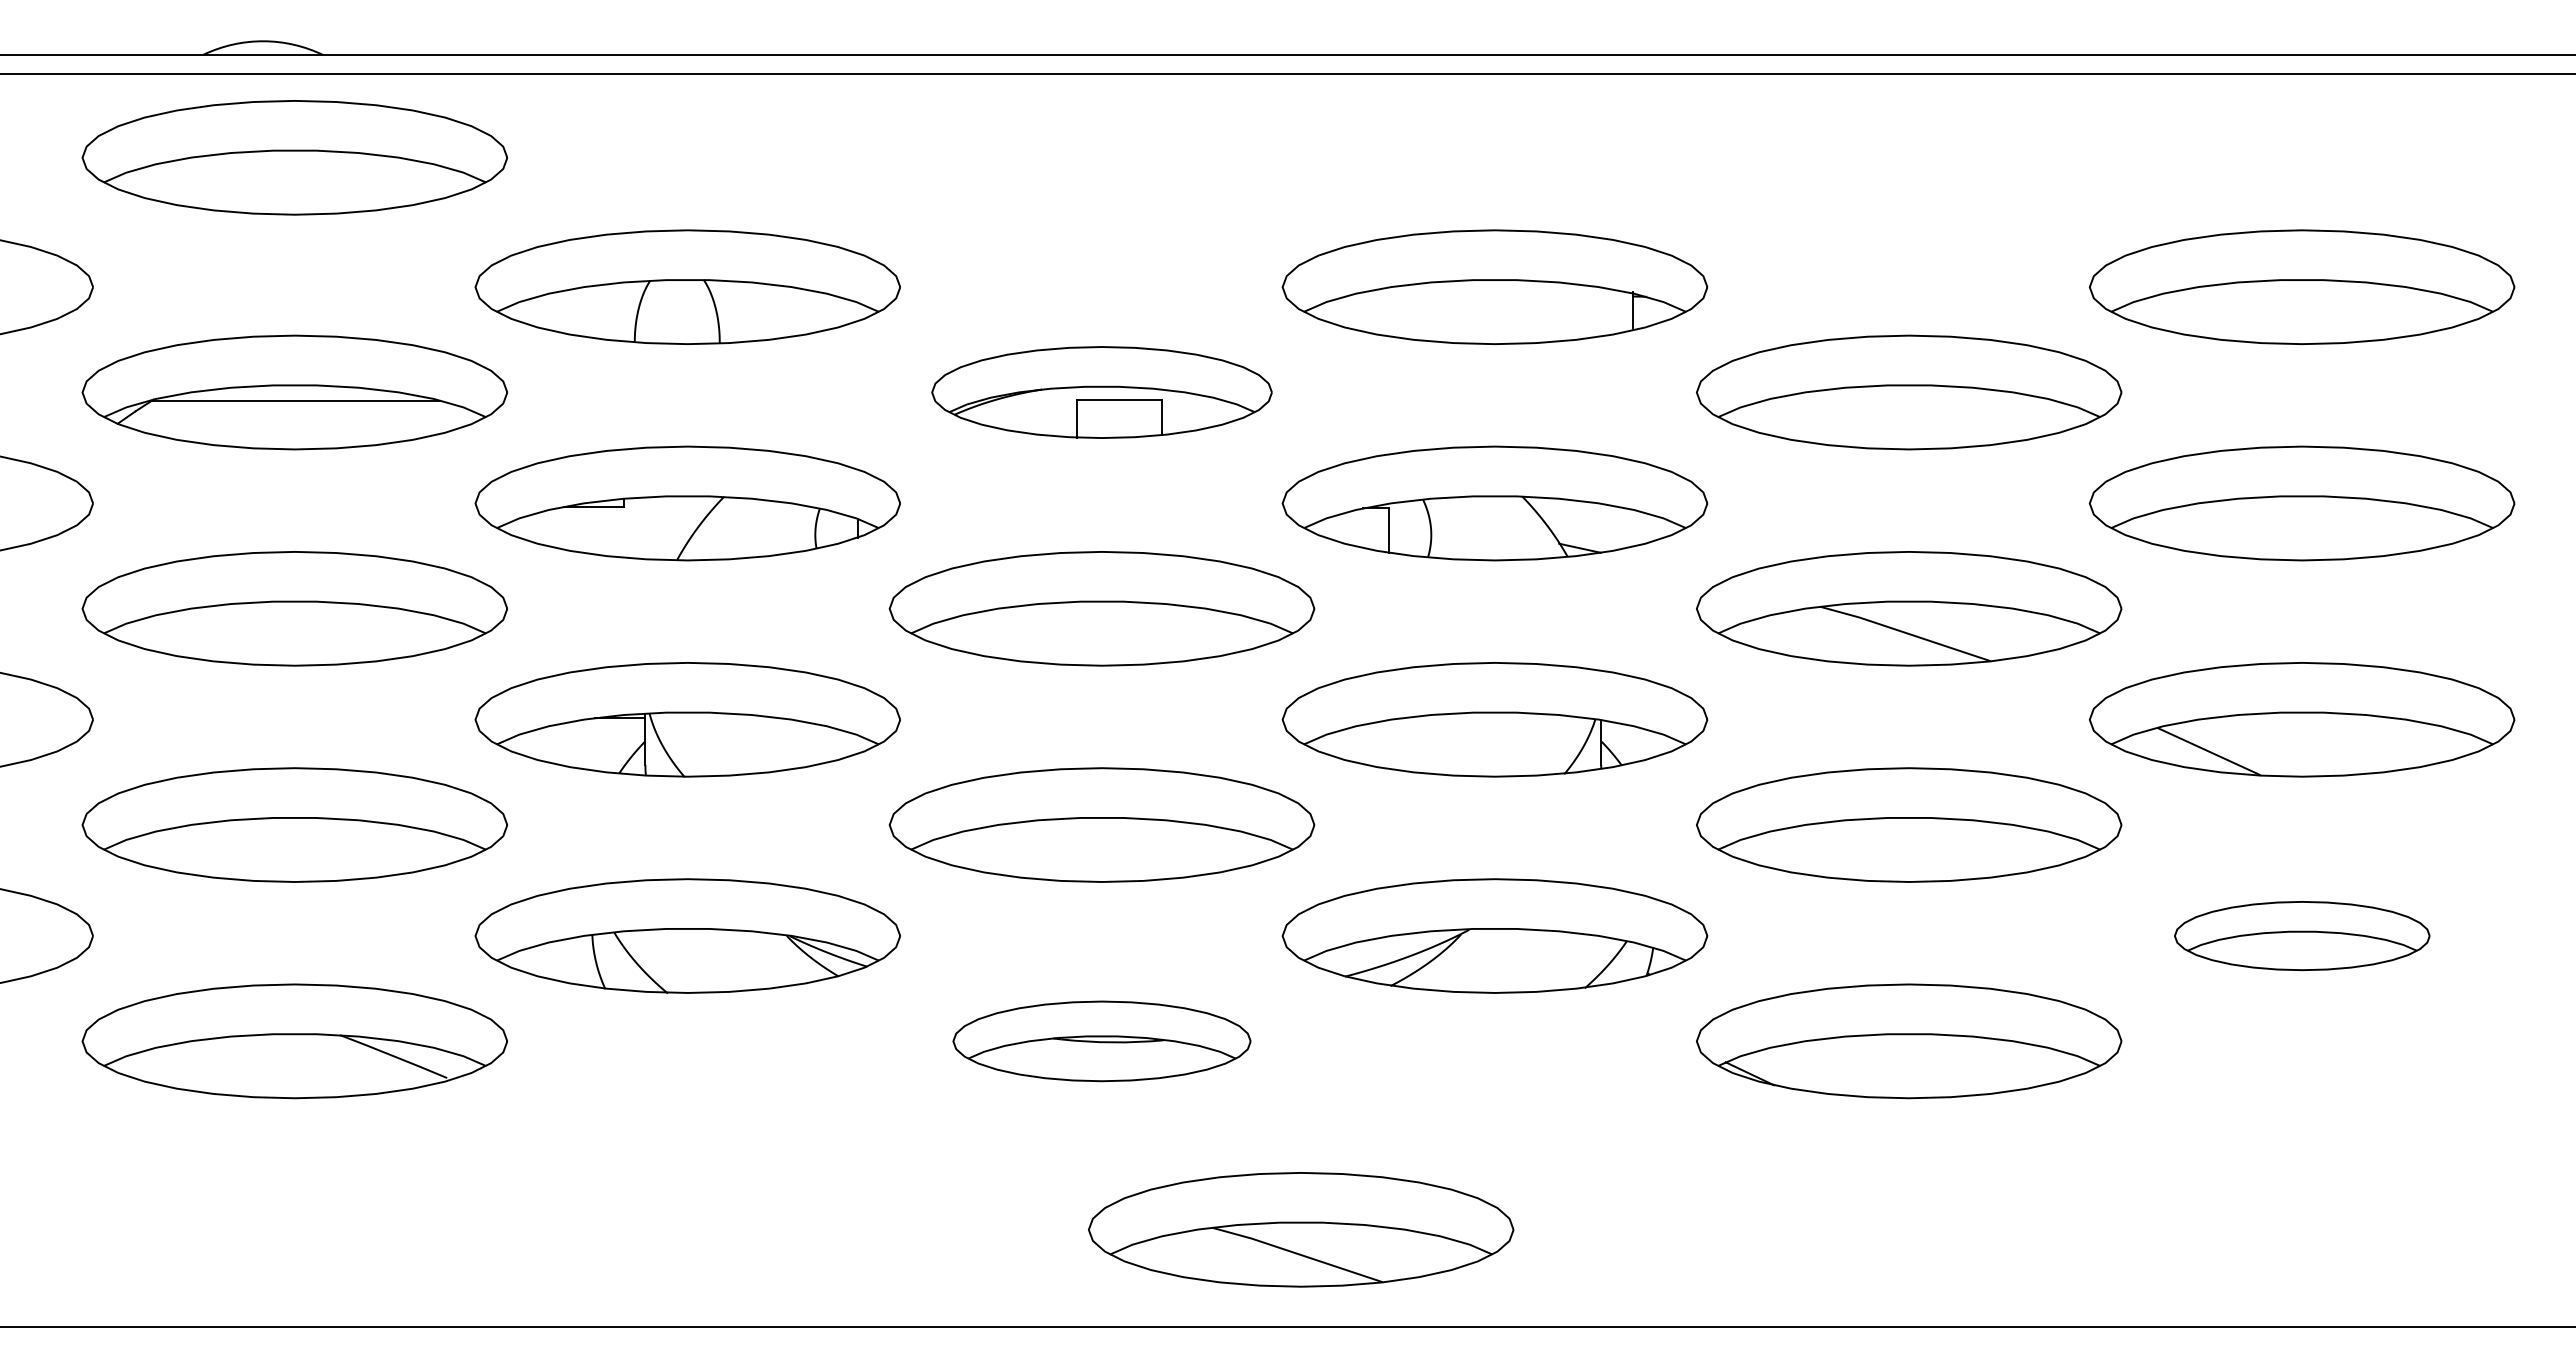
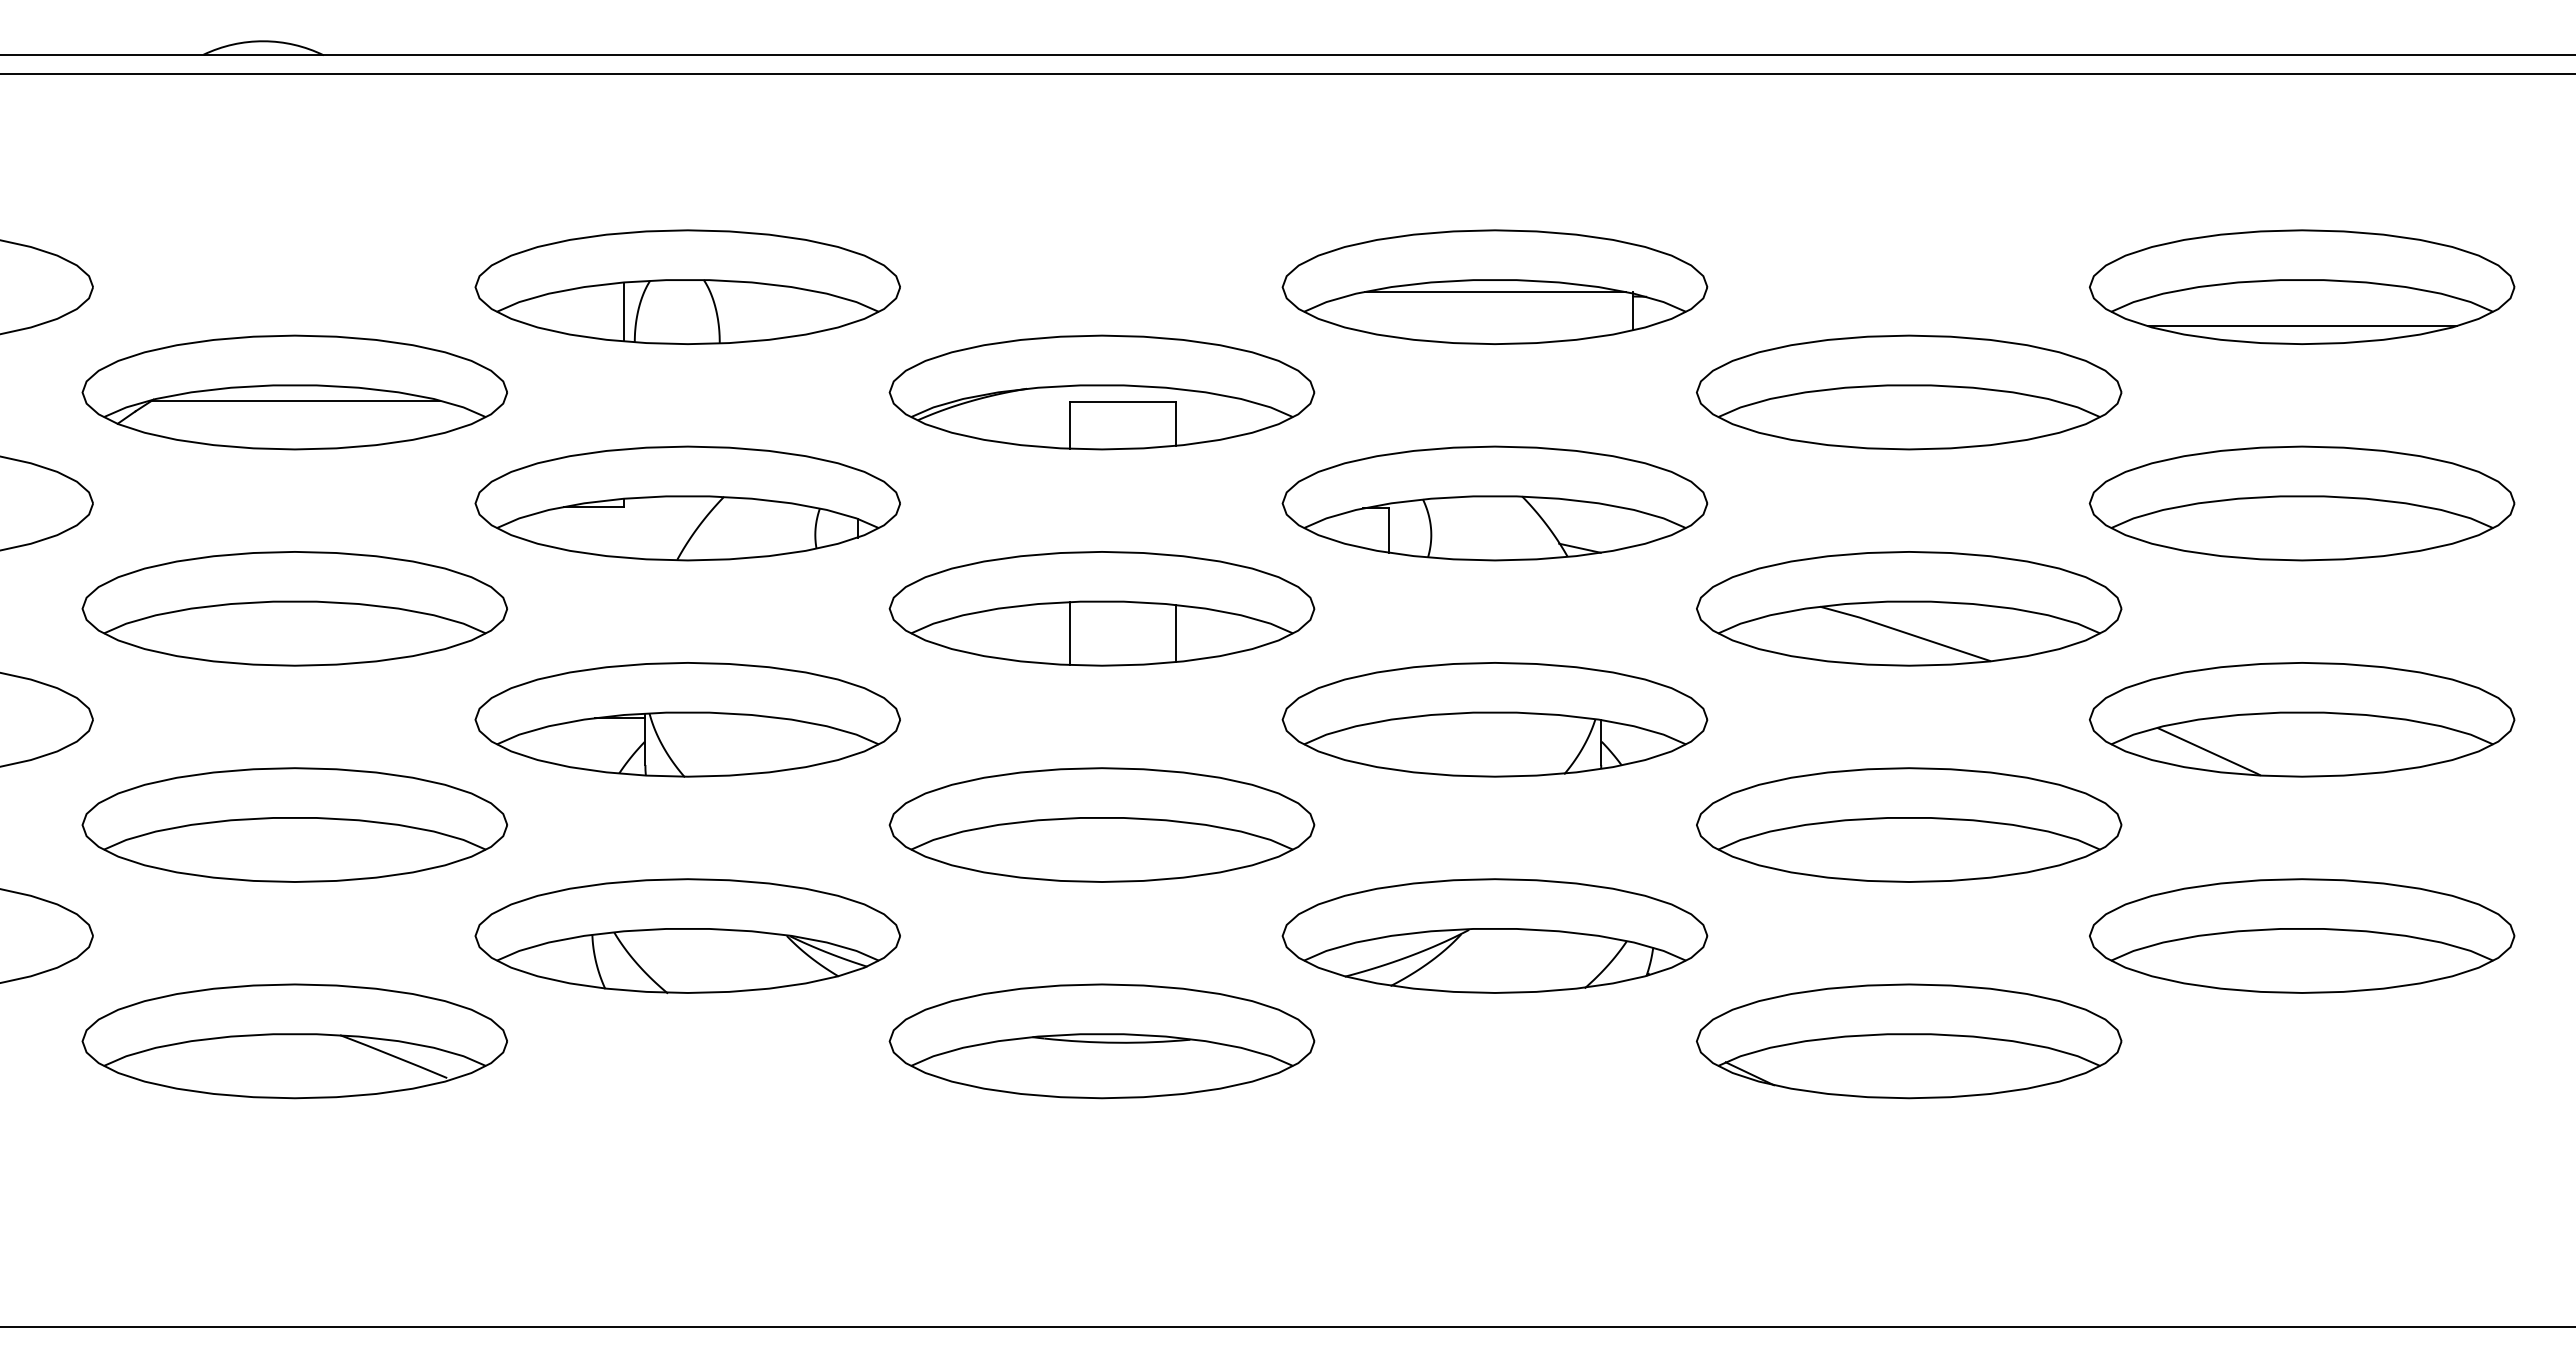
part: present -> none (294, 157)
line: none -> present (1494, 291)
line: none -> present (624, 311)
line: none -> present (2301, 326)
part size: 342x93 px -> 428x117 px (1101, 392)
line: none -> present (1070, 633)
line: none -> present (1176, 633)
part size: 257x71 px -> 427x116 px (2302, 935)
part size: 300x83 px -> 428x117 px (1101, 1041)
part: present -> none (1301, 1229)
